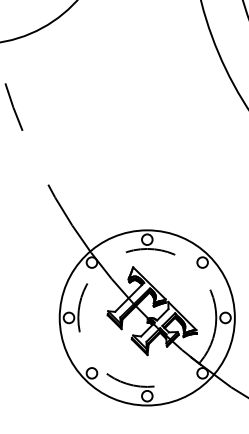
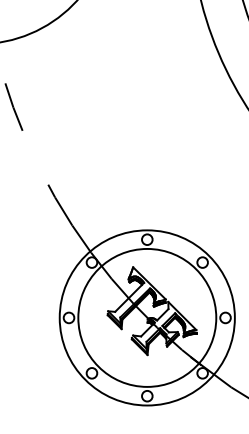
circle: dashed -> solid (147, 317)
